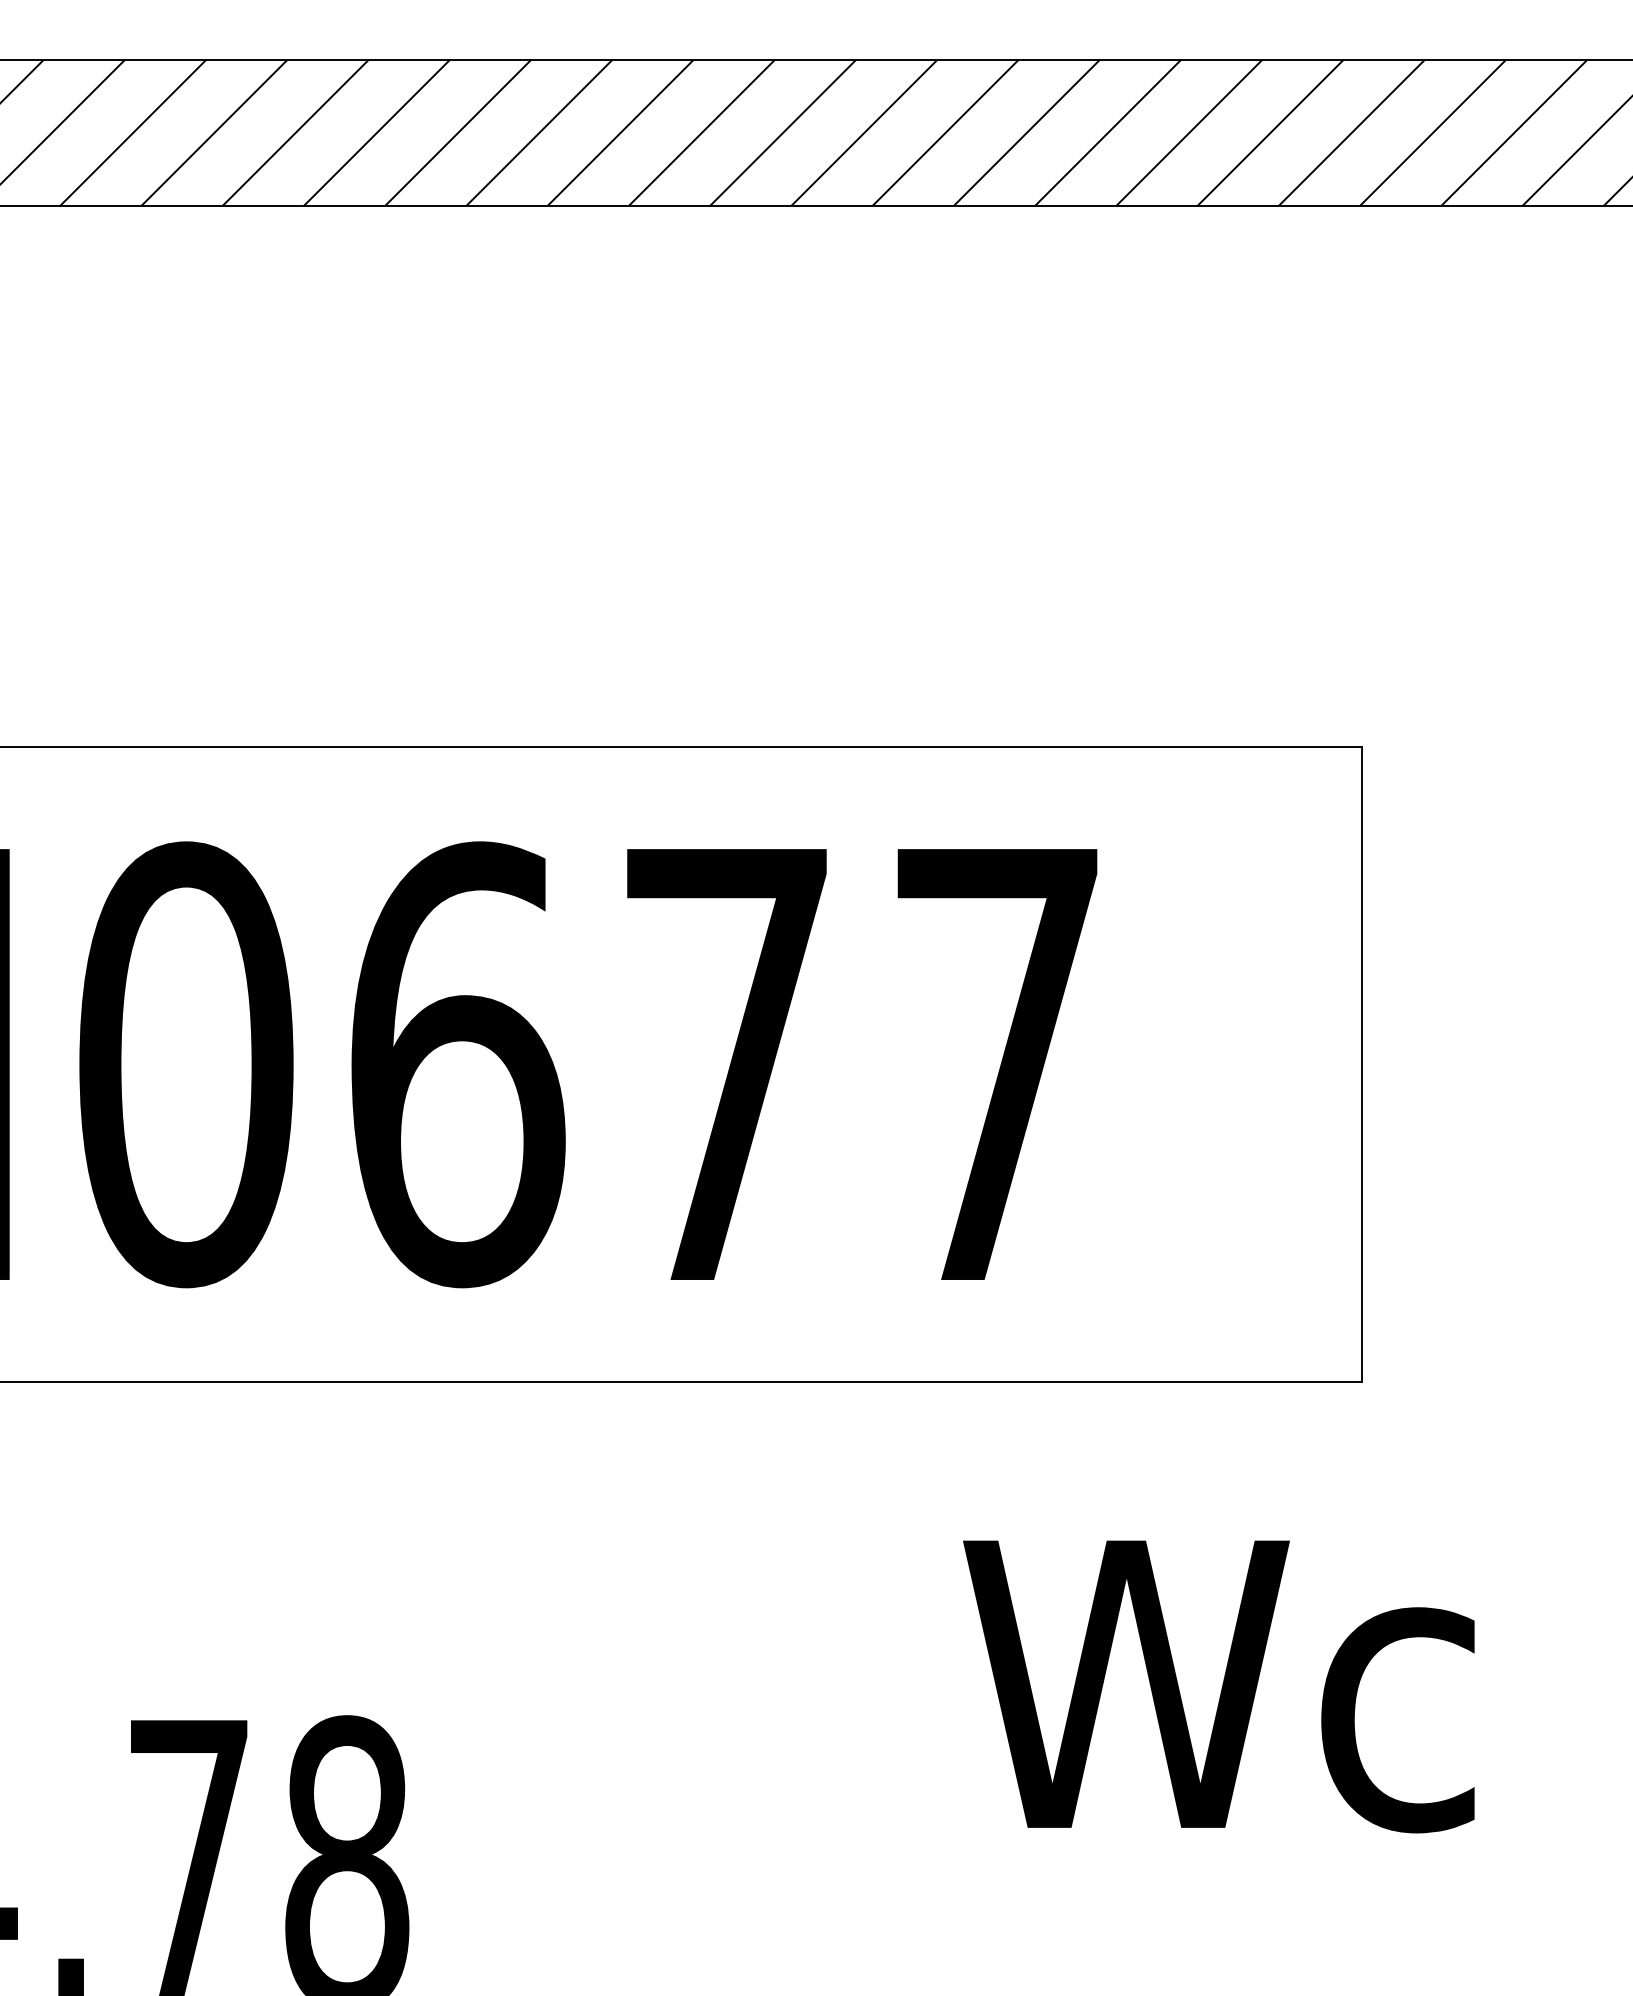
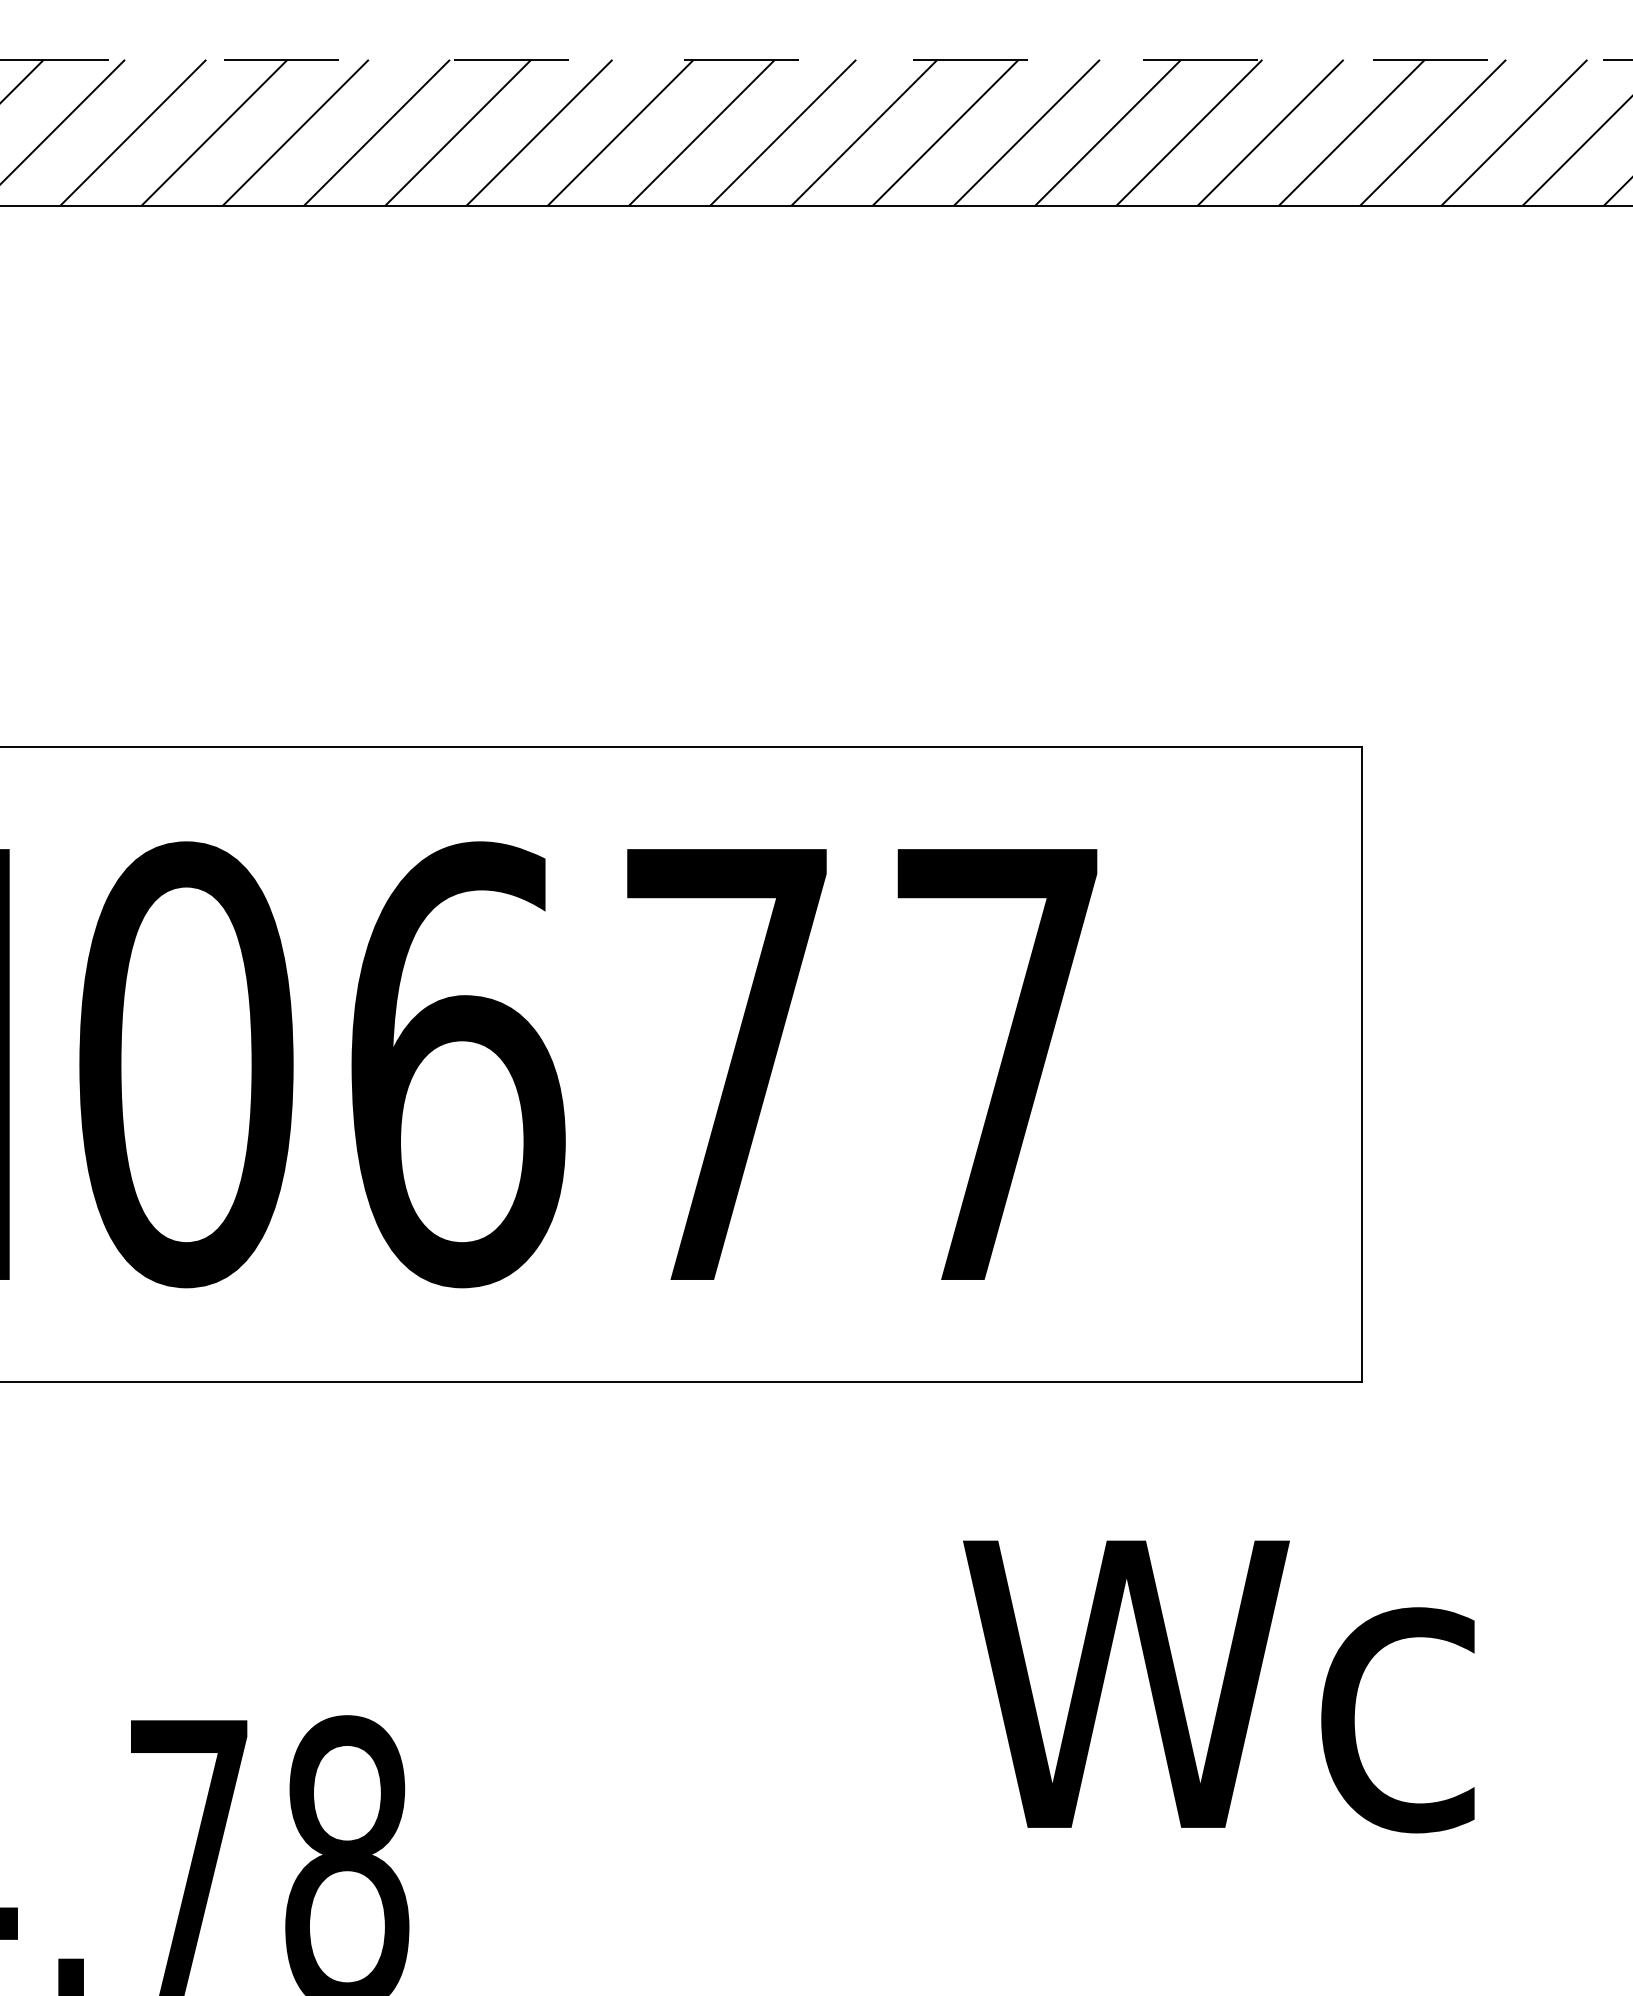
line: solid -> dashed (816, 59)
